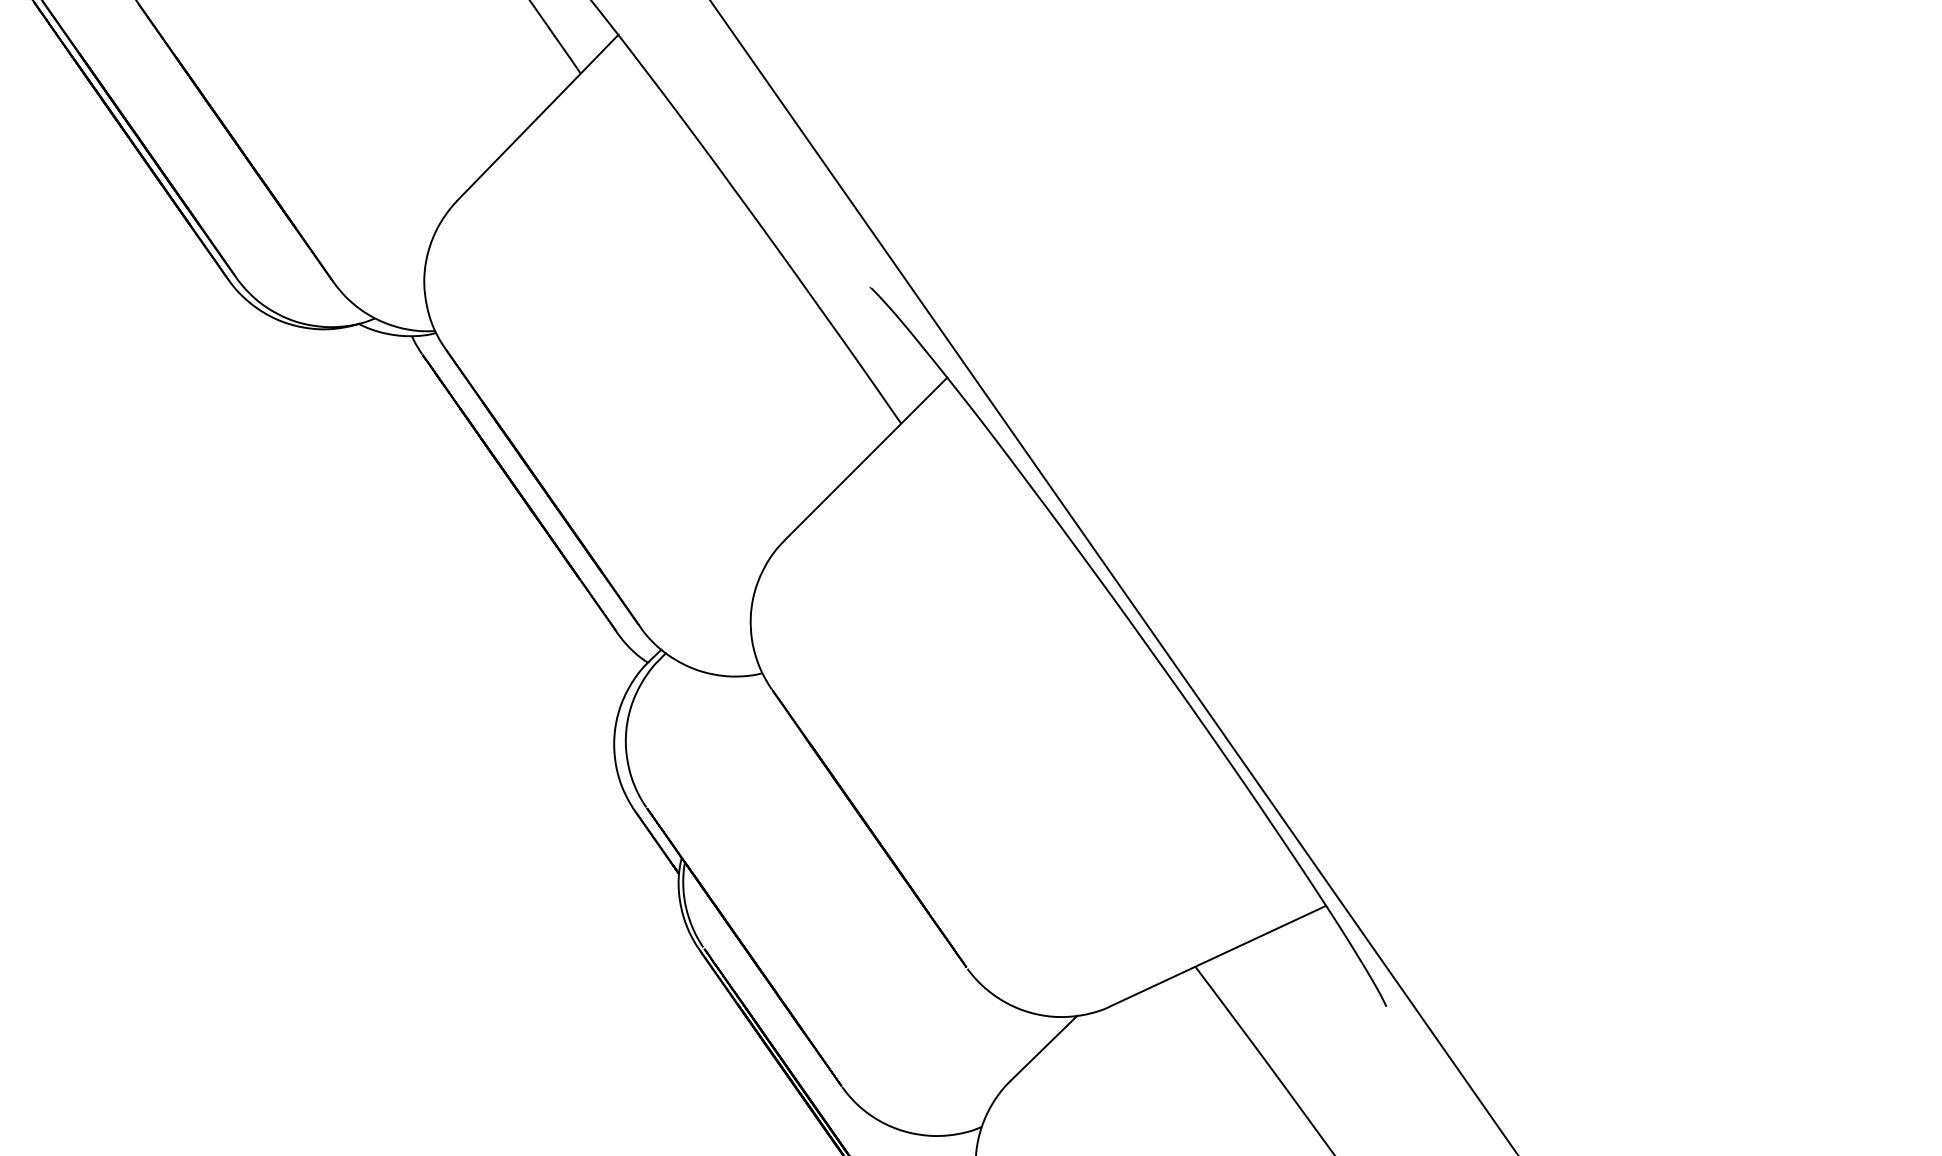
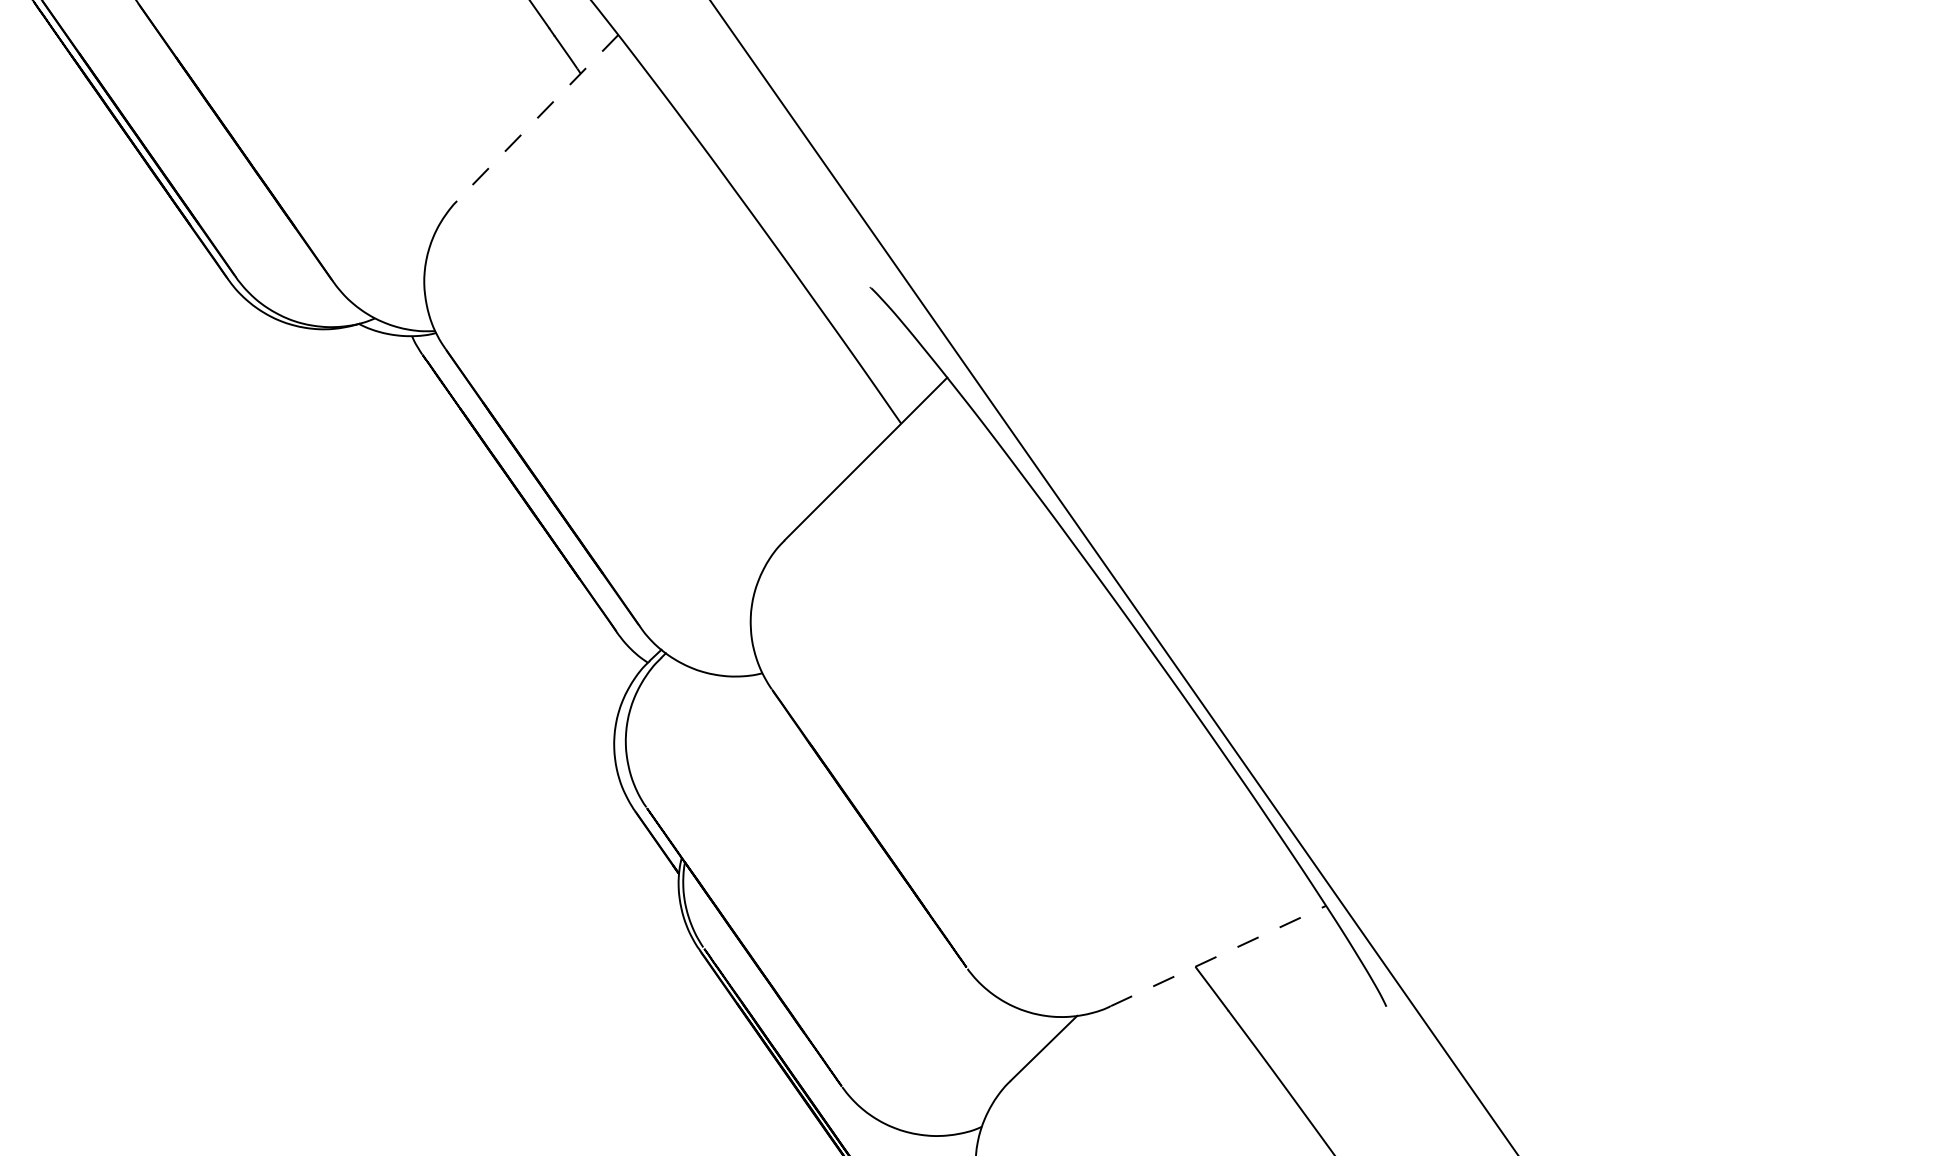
line: solid -> dashed (537, 117)
line: solid -> dashed (1218, 955)
